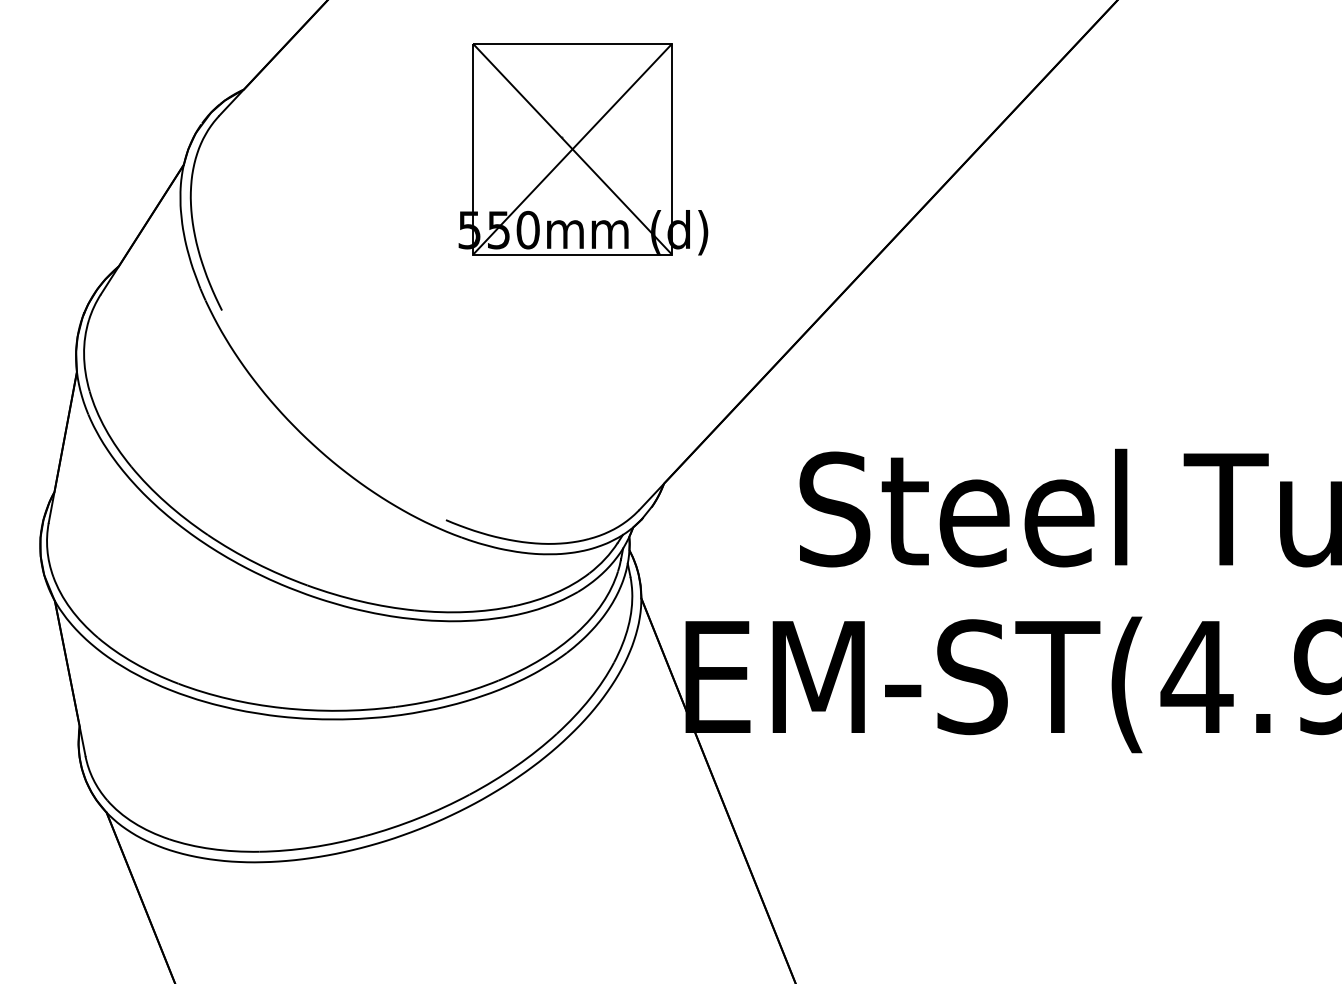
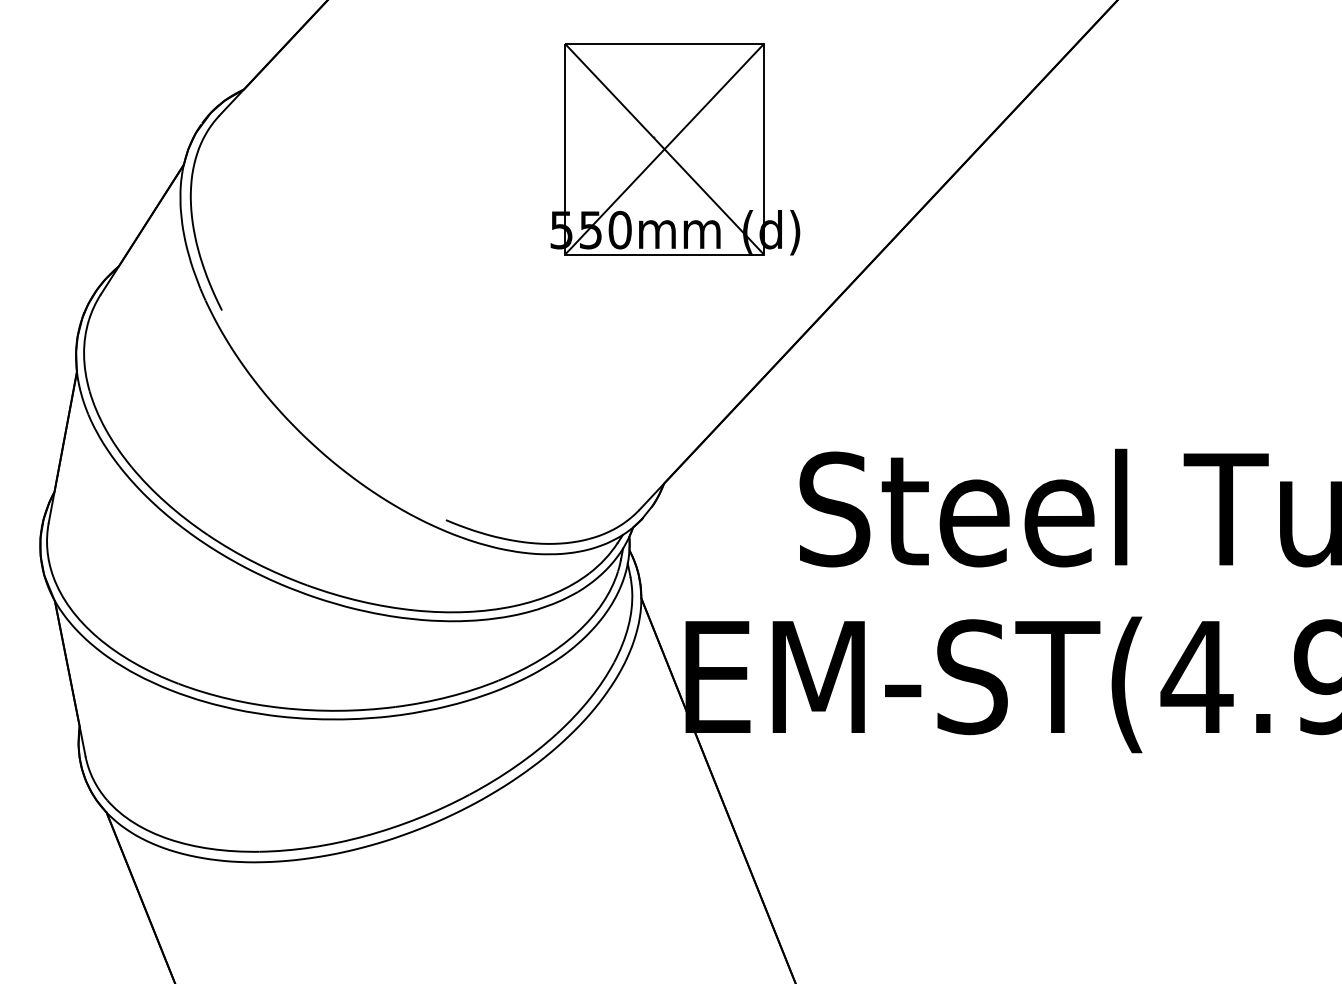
part position: (583, 149) -> (675, 149) (675, 149)
